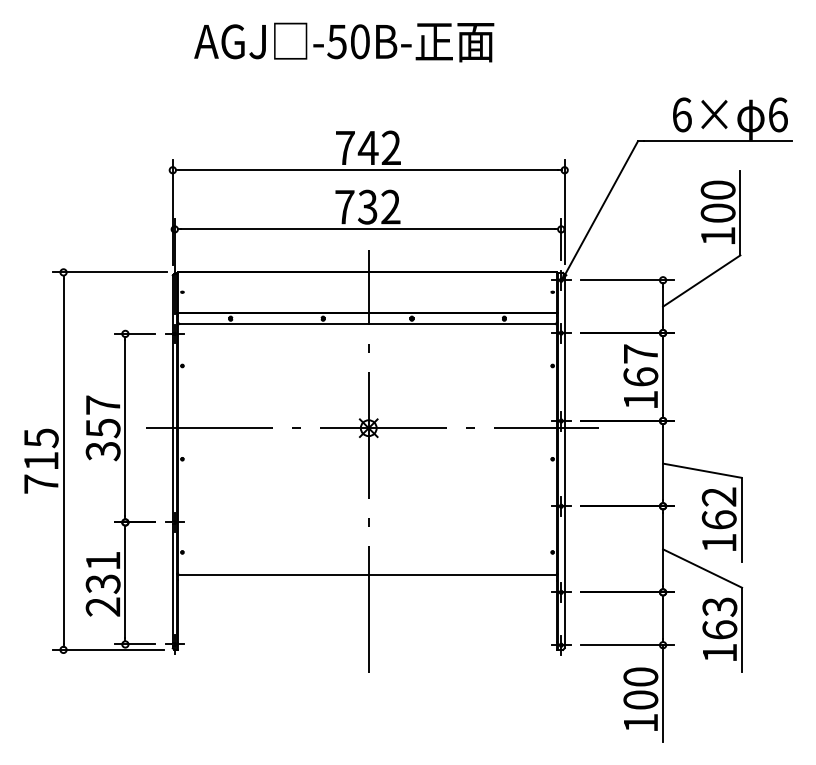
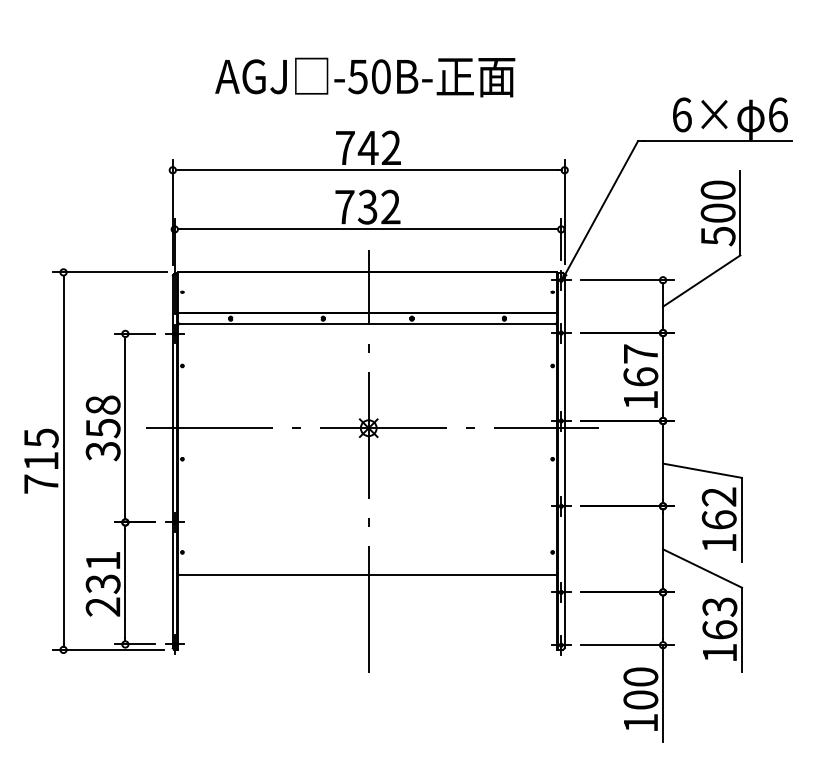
text position: (344, 42) -> (365, 77) (365, 77)
text: 100 -> 500 (718, 236)
text: 357 -> 358 (102, 404)
